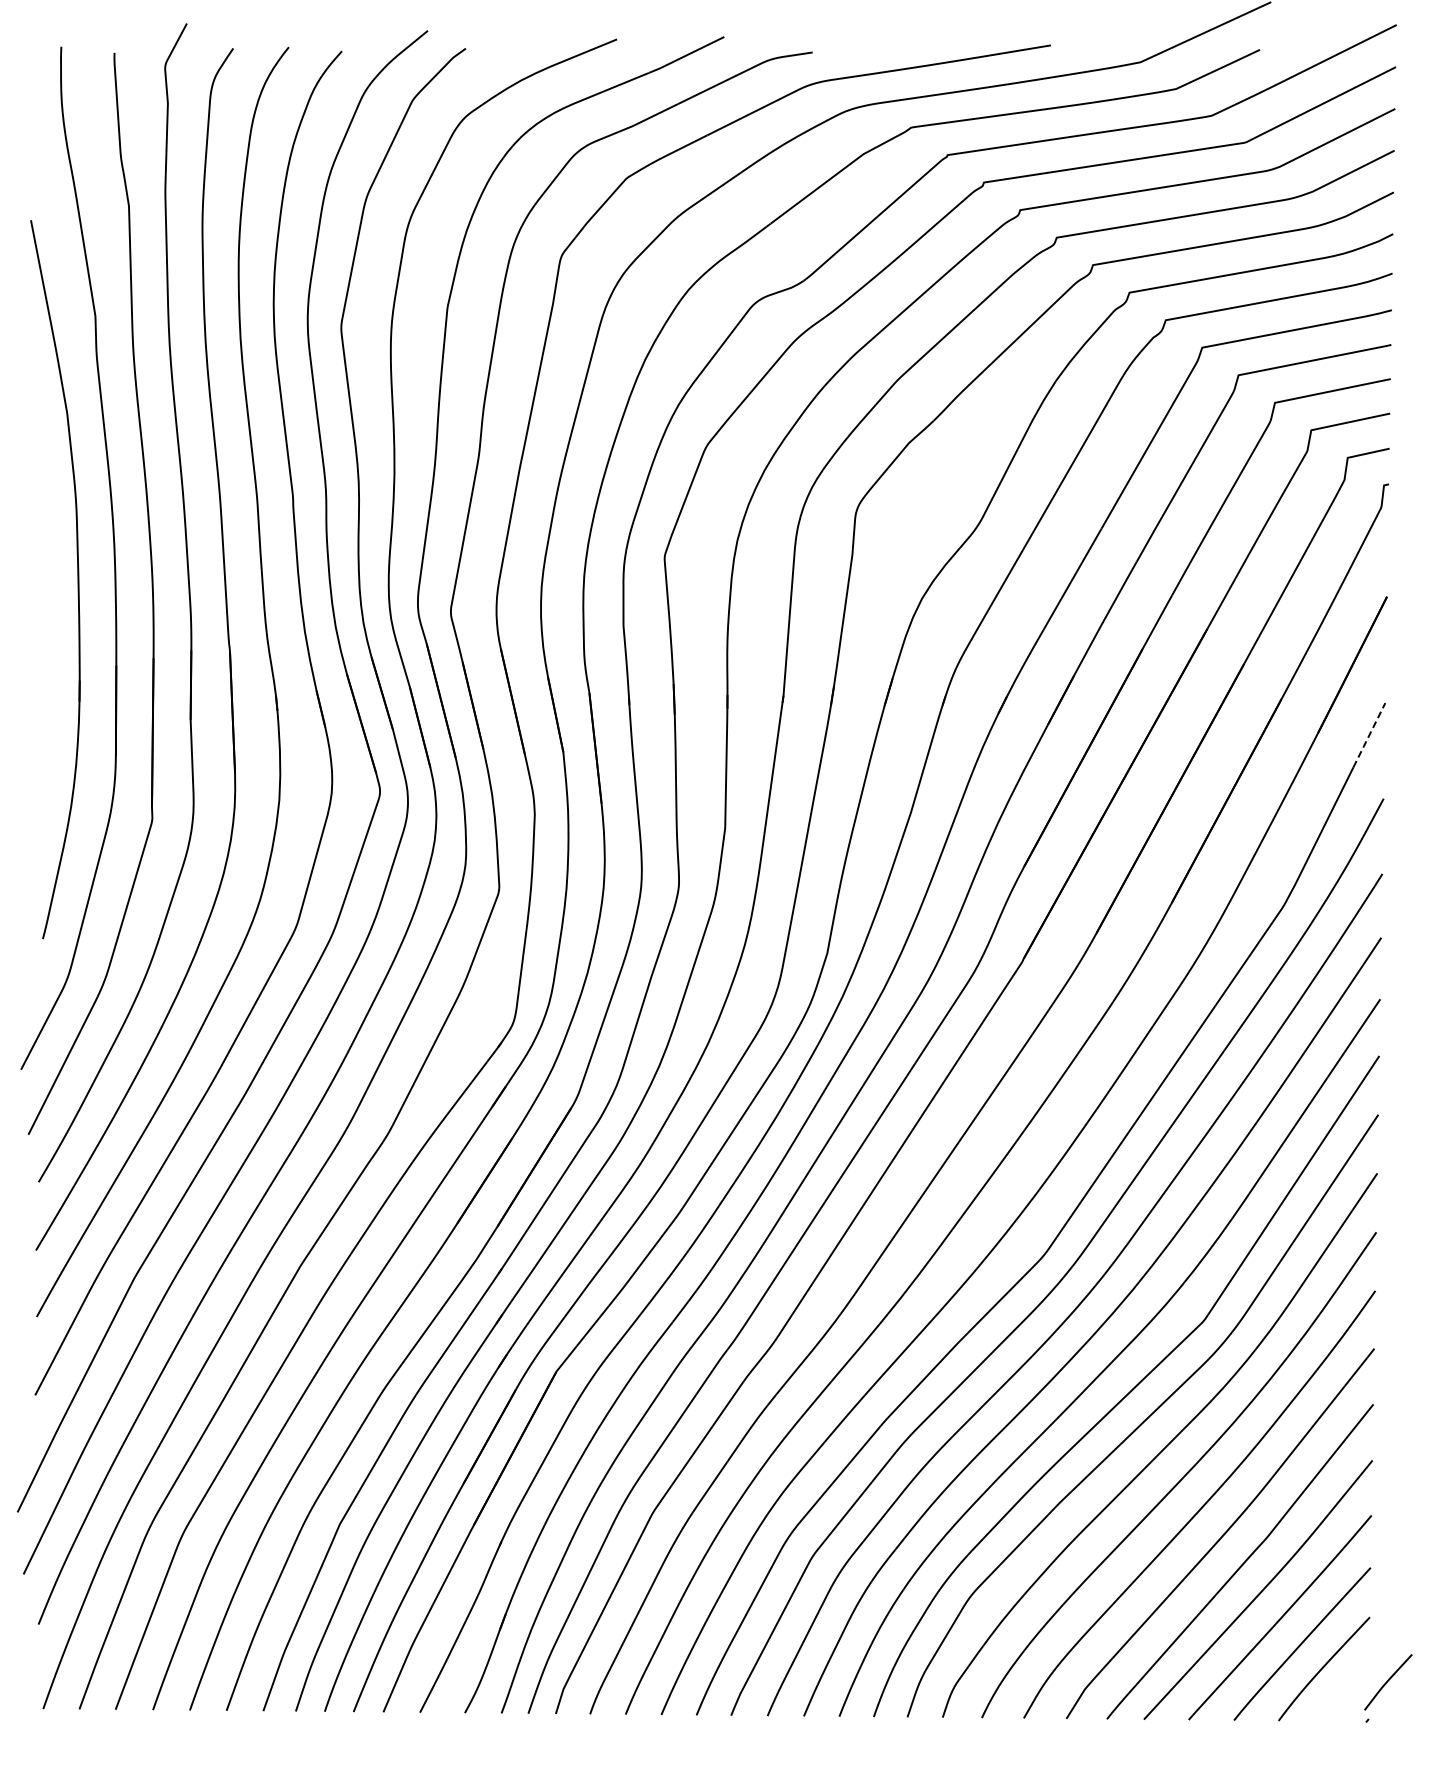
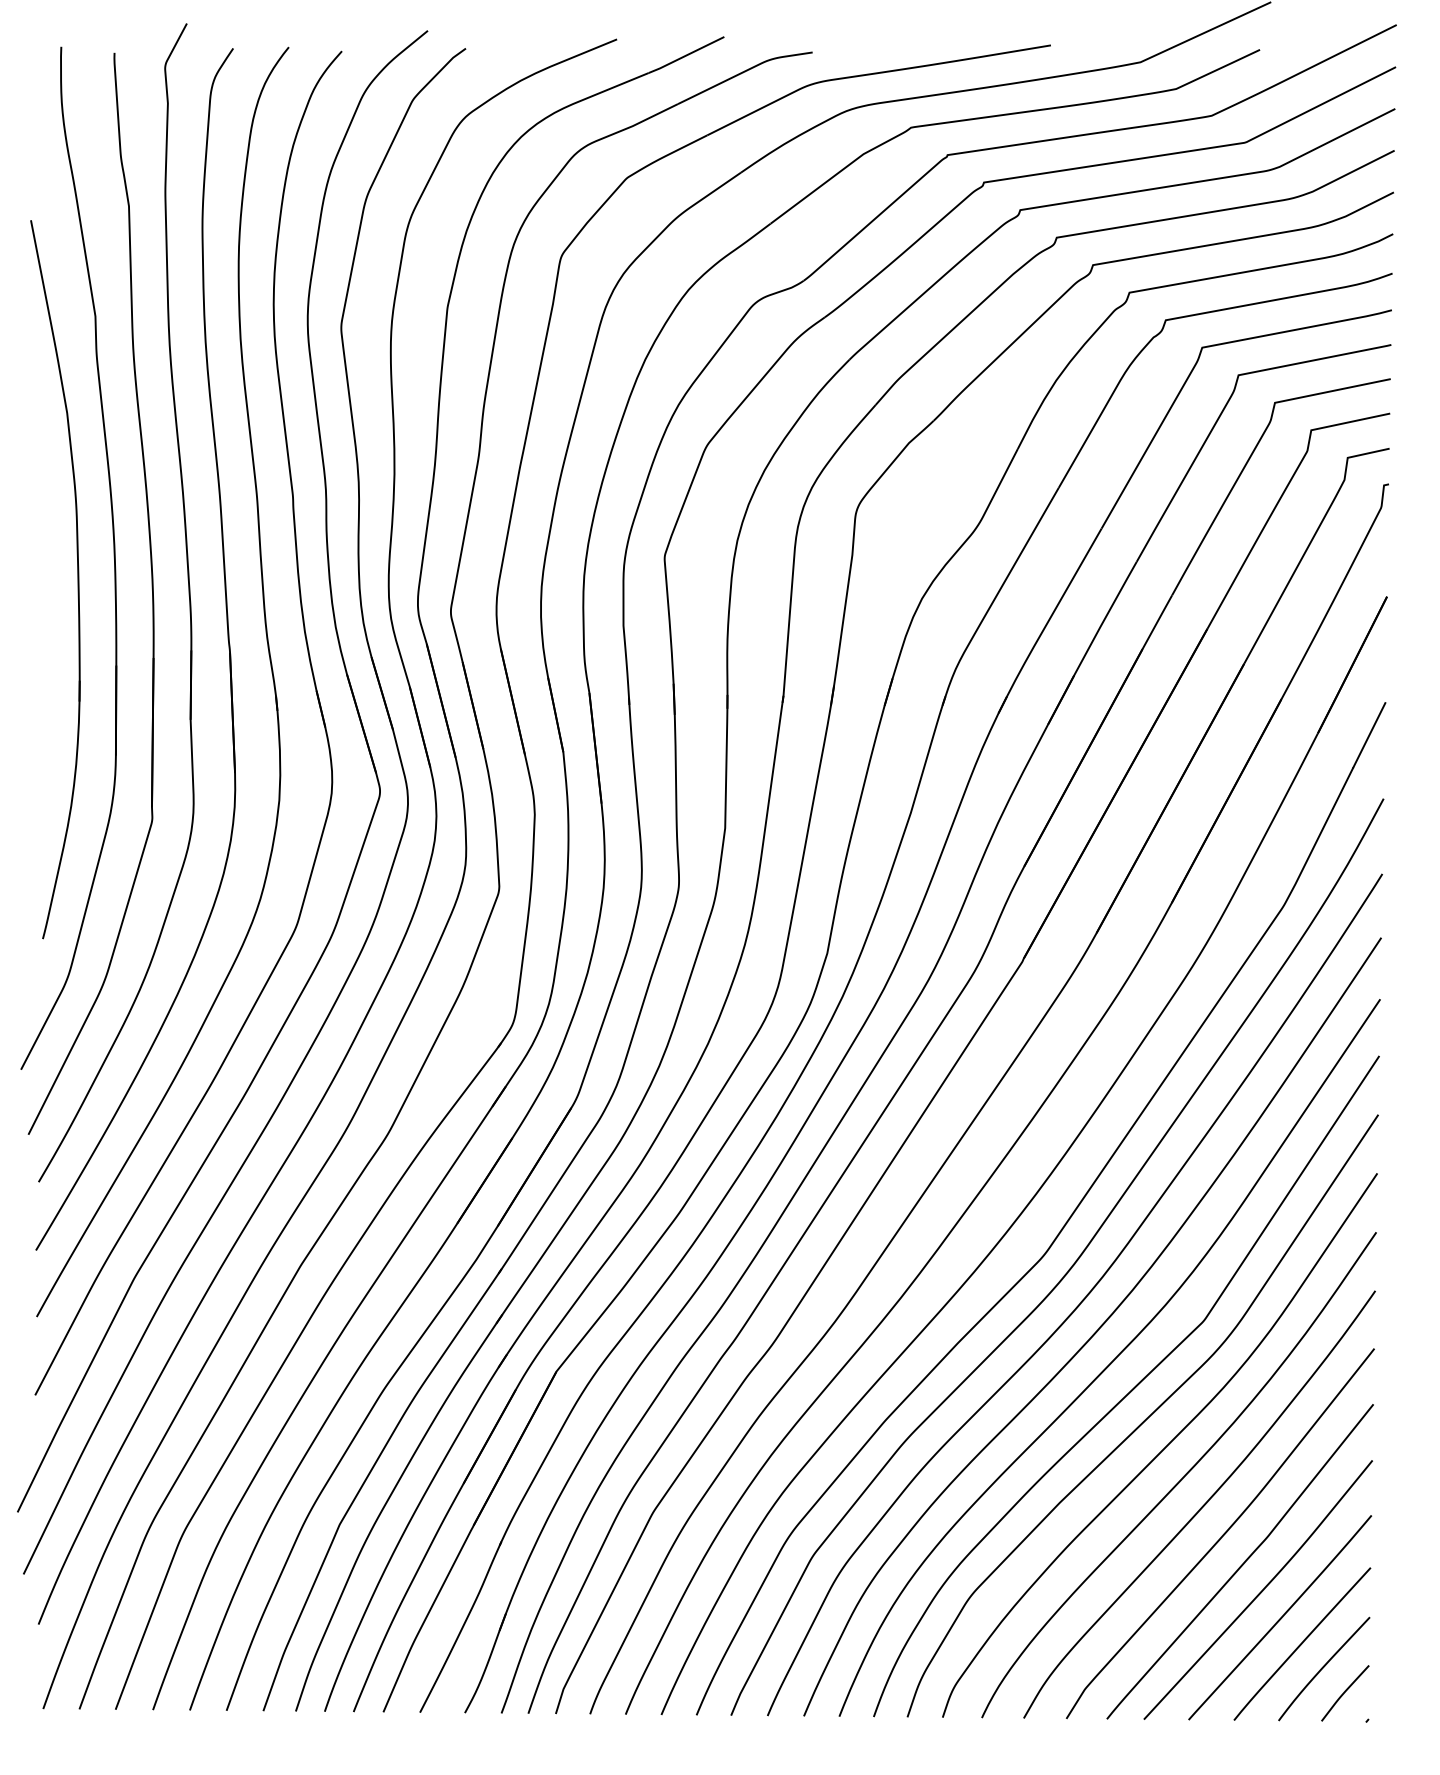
line: dashed -> solid (1369, 735)
curve position: (1388, 1681) -> (1345, 1692) (1345, 1692)
